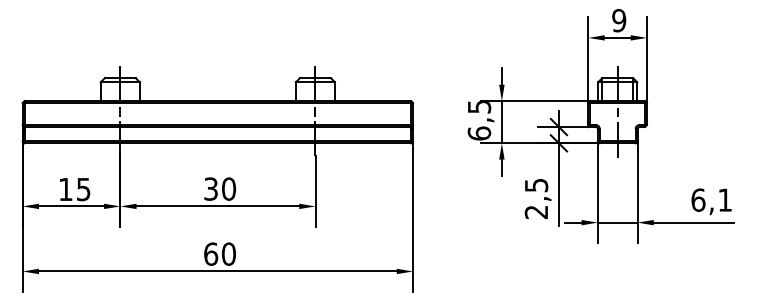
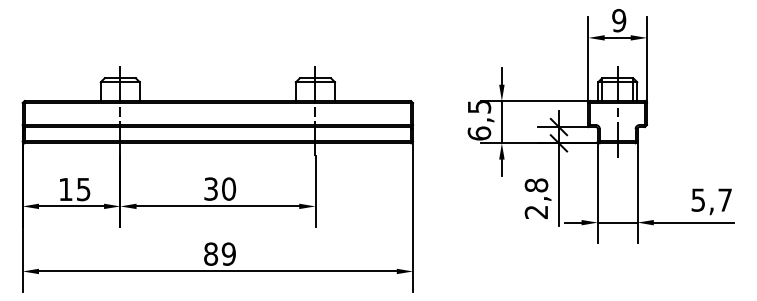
text: 2,5 -> 2,8 (536, 185)
text: 6,1 -> 5,7 (711, 199)
text: 60 -> 89 (219, 253)
